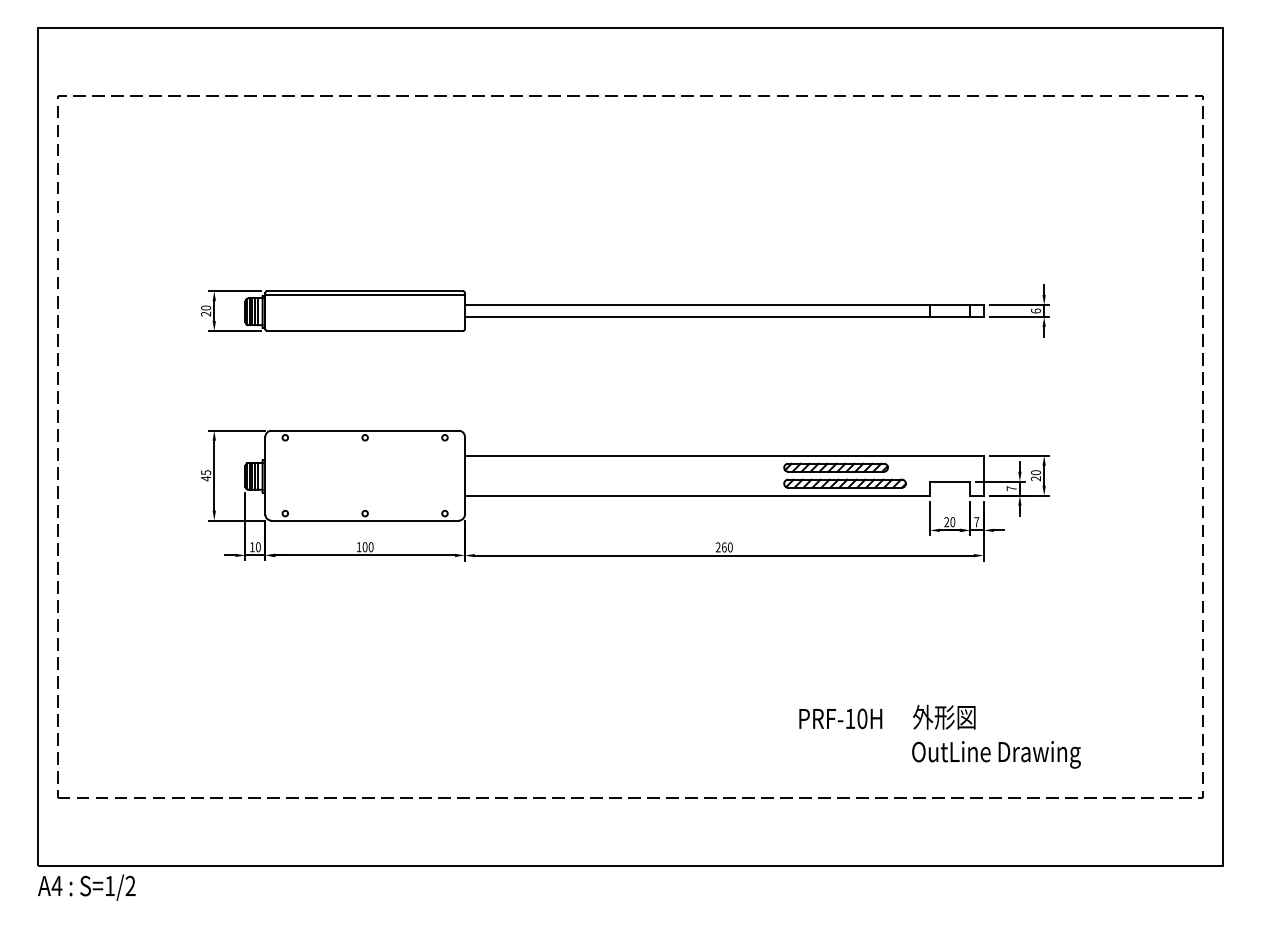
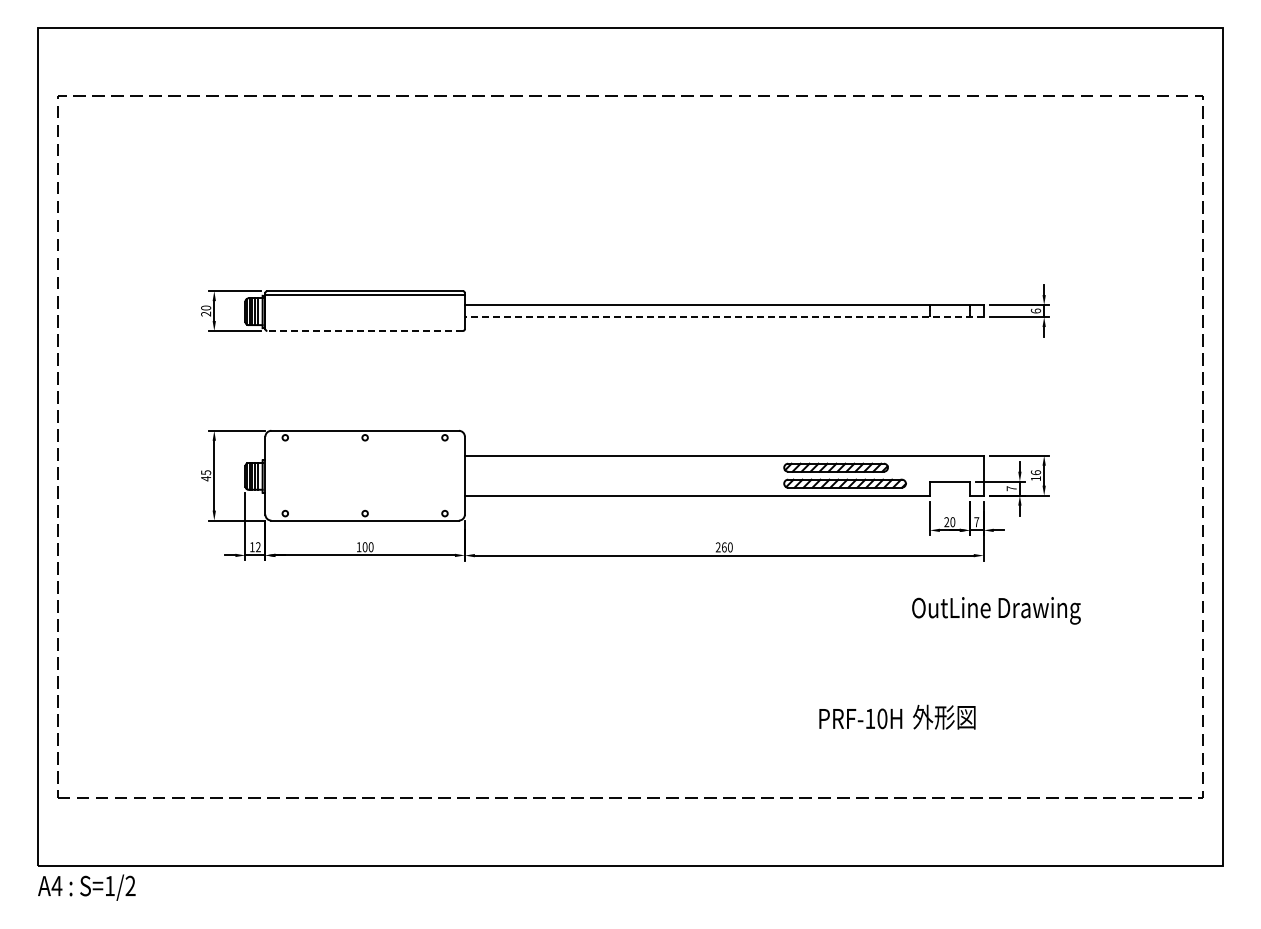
line: solid -> dashed (723, 317)
line: solid -> dashed (365, 331)
text: 20 -> 16 (1035, 475)
text: 10 -> 12 (258, 547)
text position: (840, 718) -> (860, 718) (860, 718)
text position: (996, 754) -> (996, 610) (996, 610)
